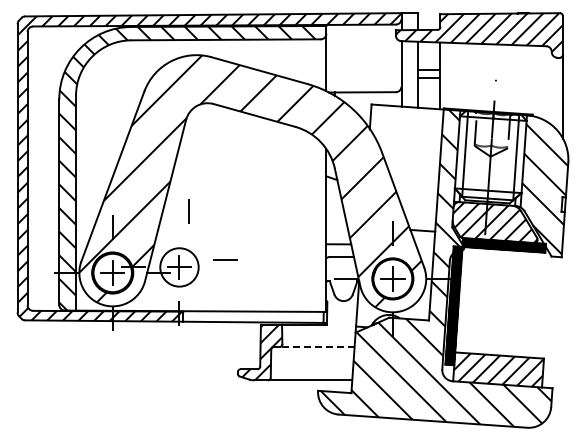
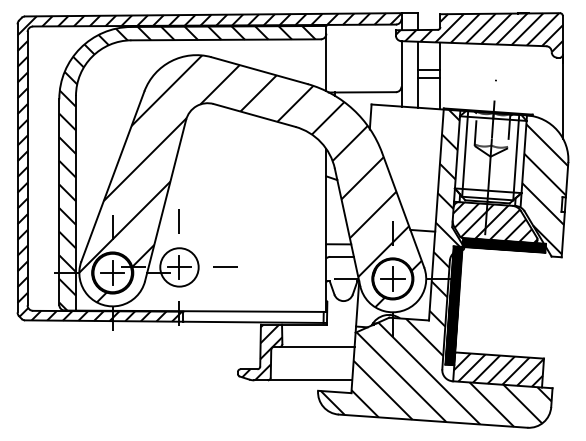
line position: (188, 211) -> (178, 221) (178, 221)
line position: (225, 259) -> (225, 266) (225, 266)
line: dashed -> solid (317, 347)
